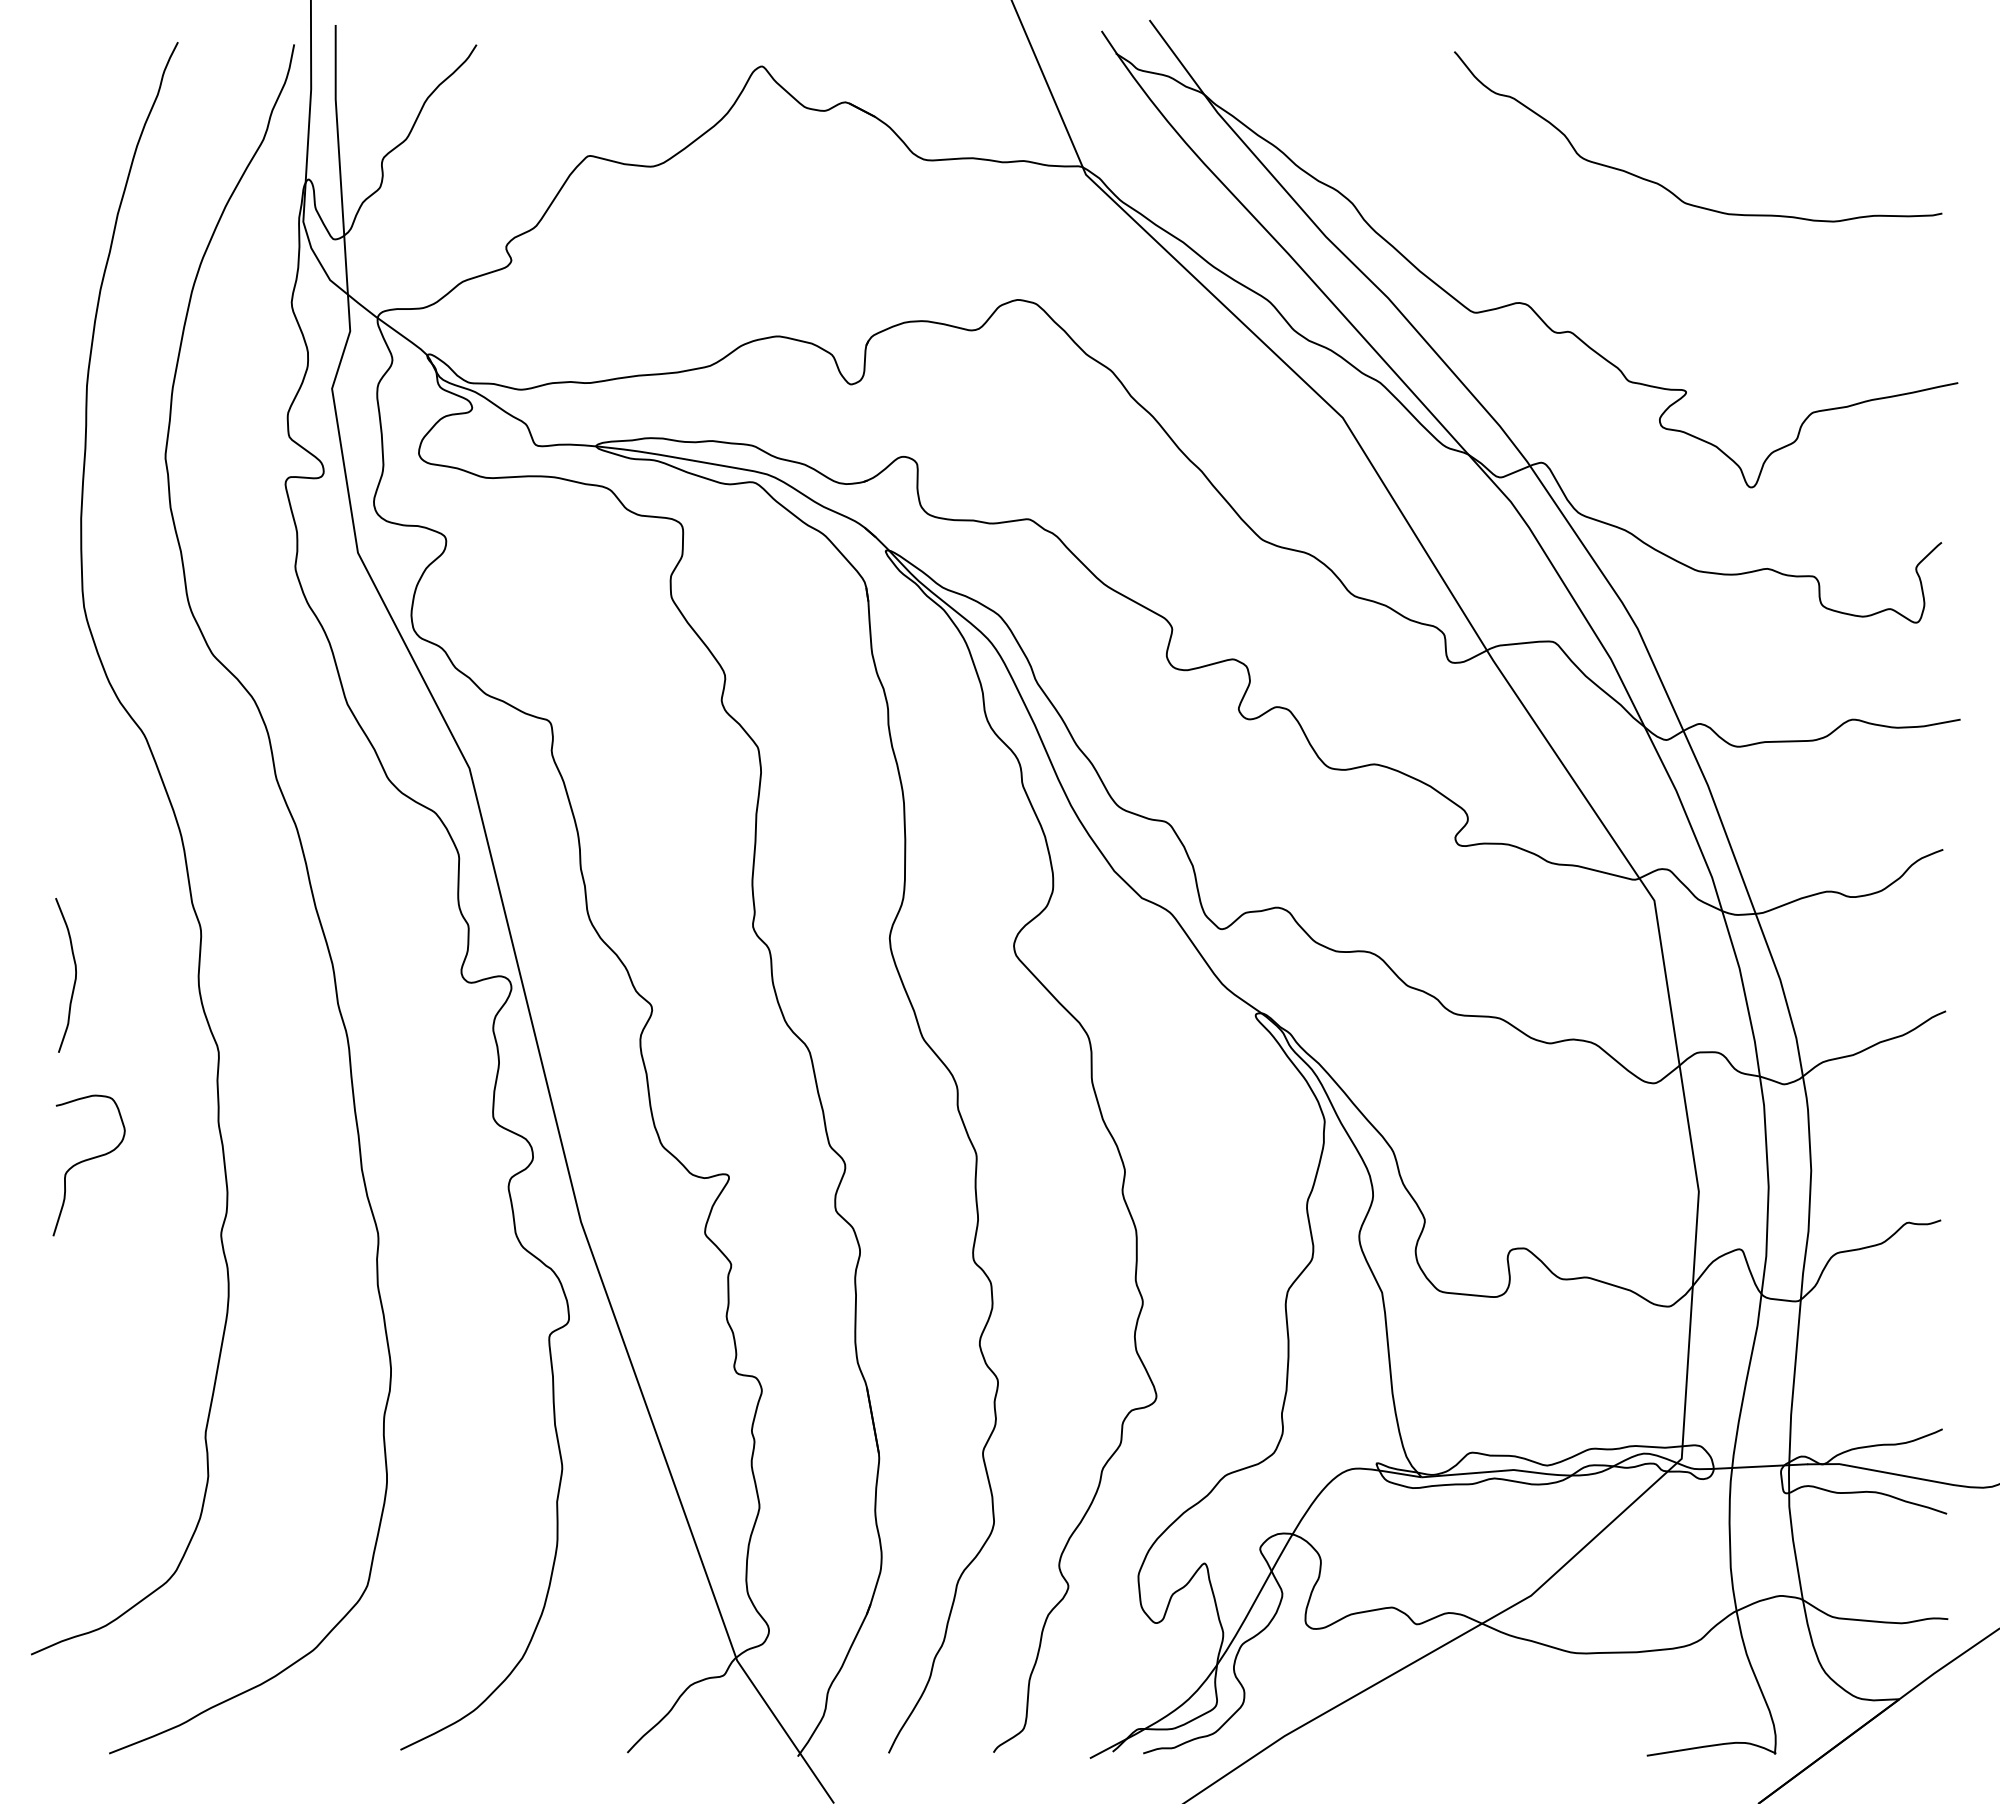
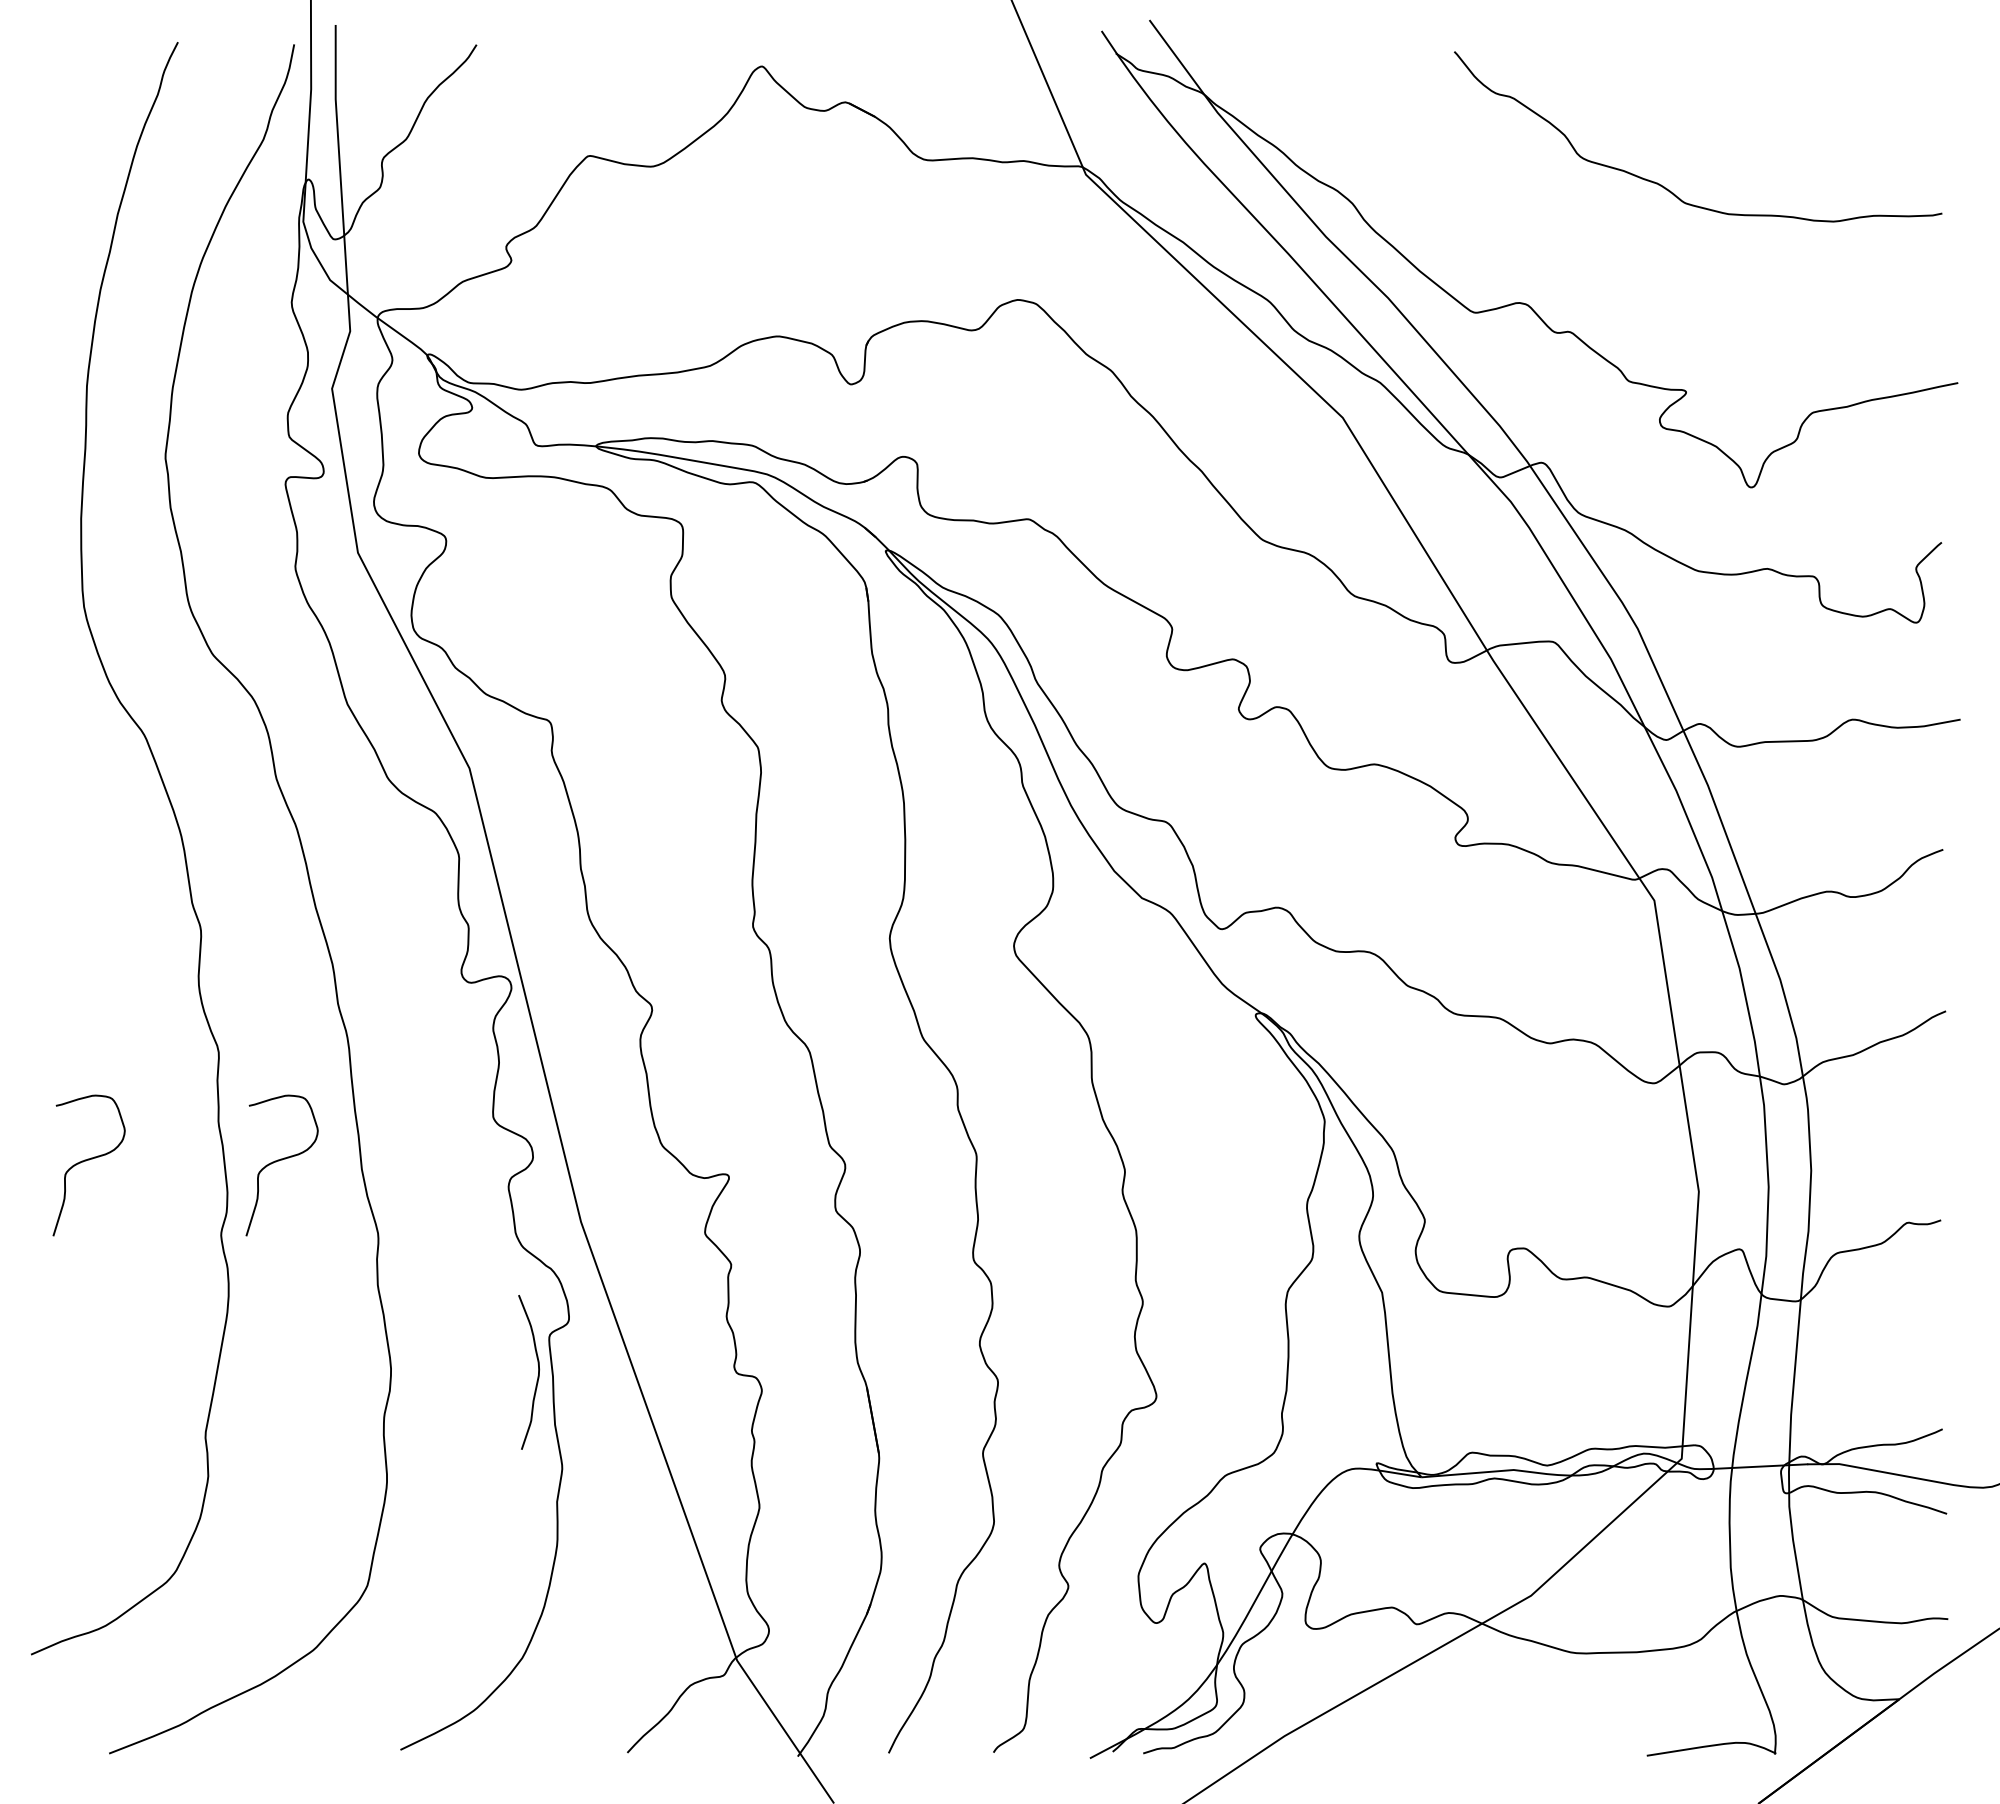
curve position: (74, 979) -> (537, 1376) (537, 1376)
curve: none -> present (279, 1161)
